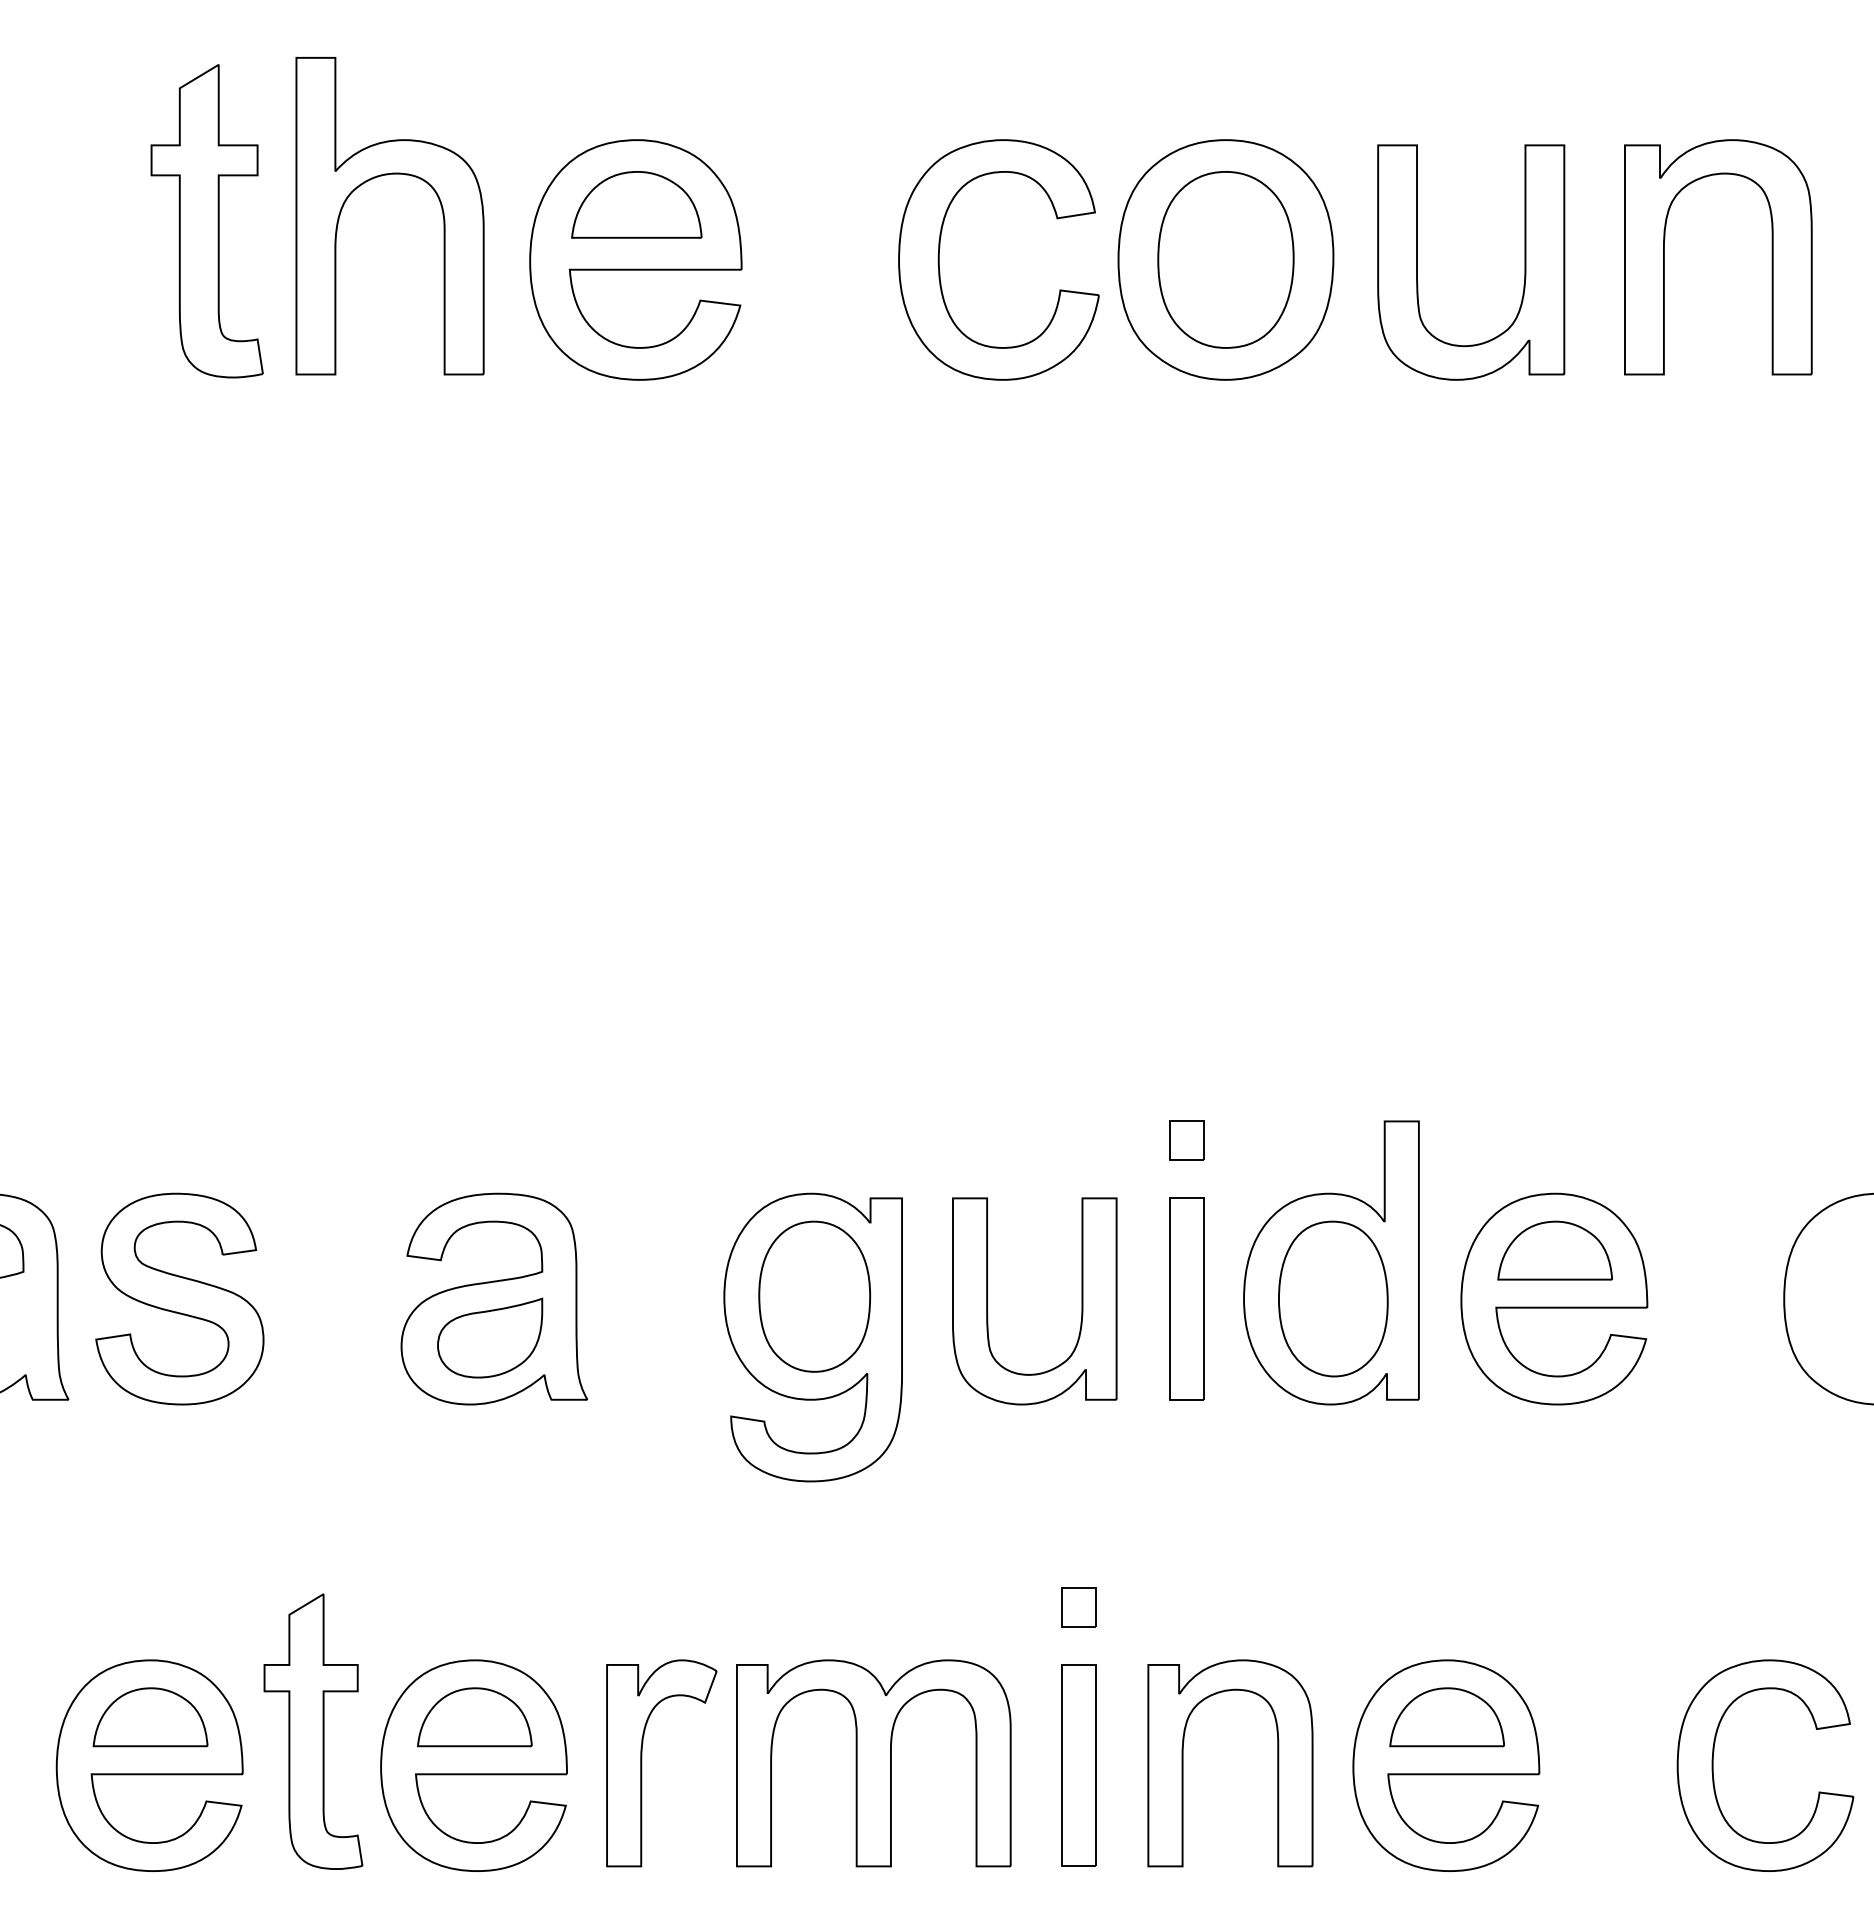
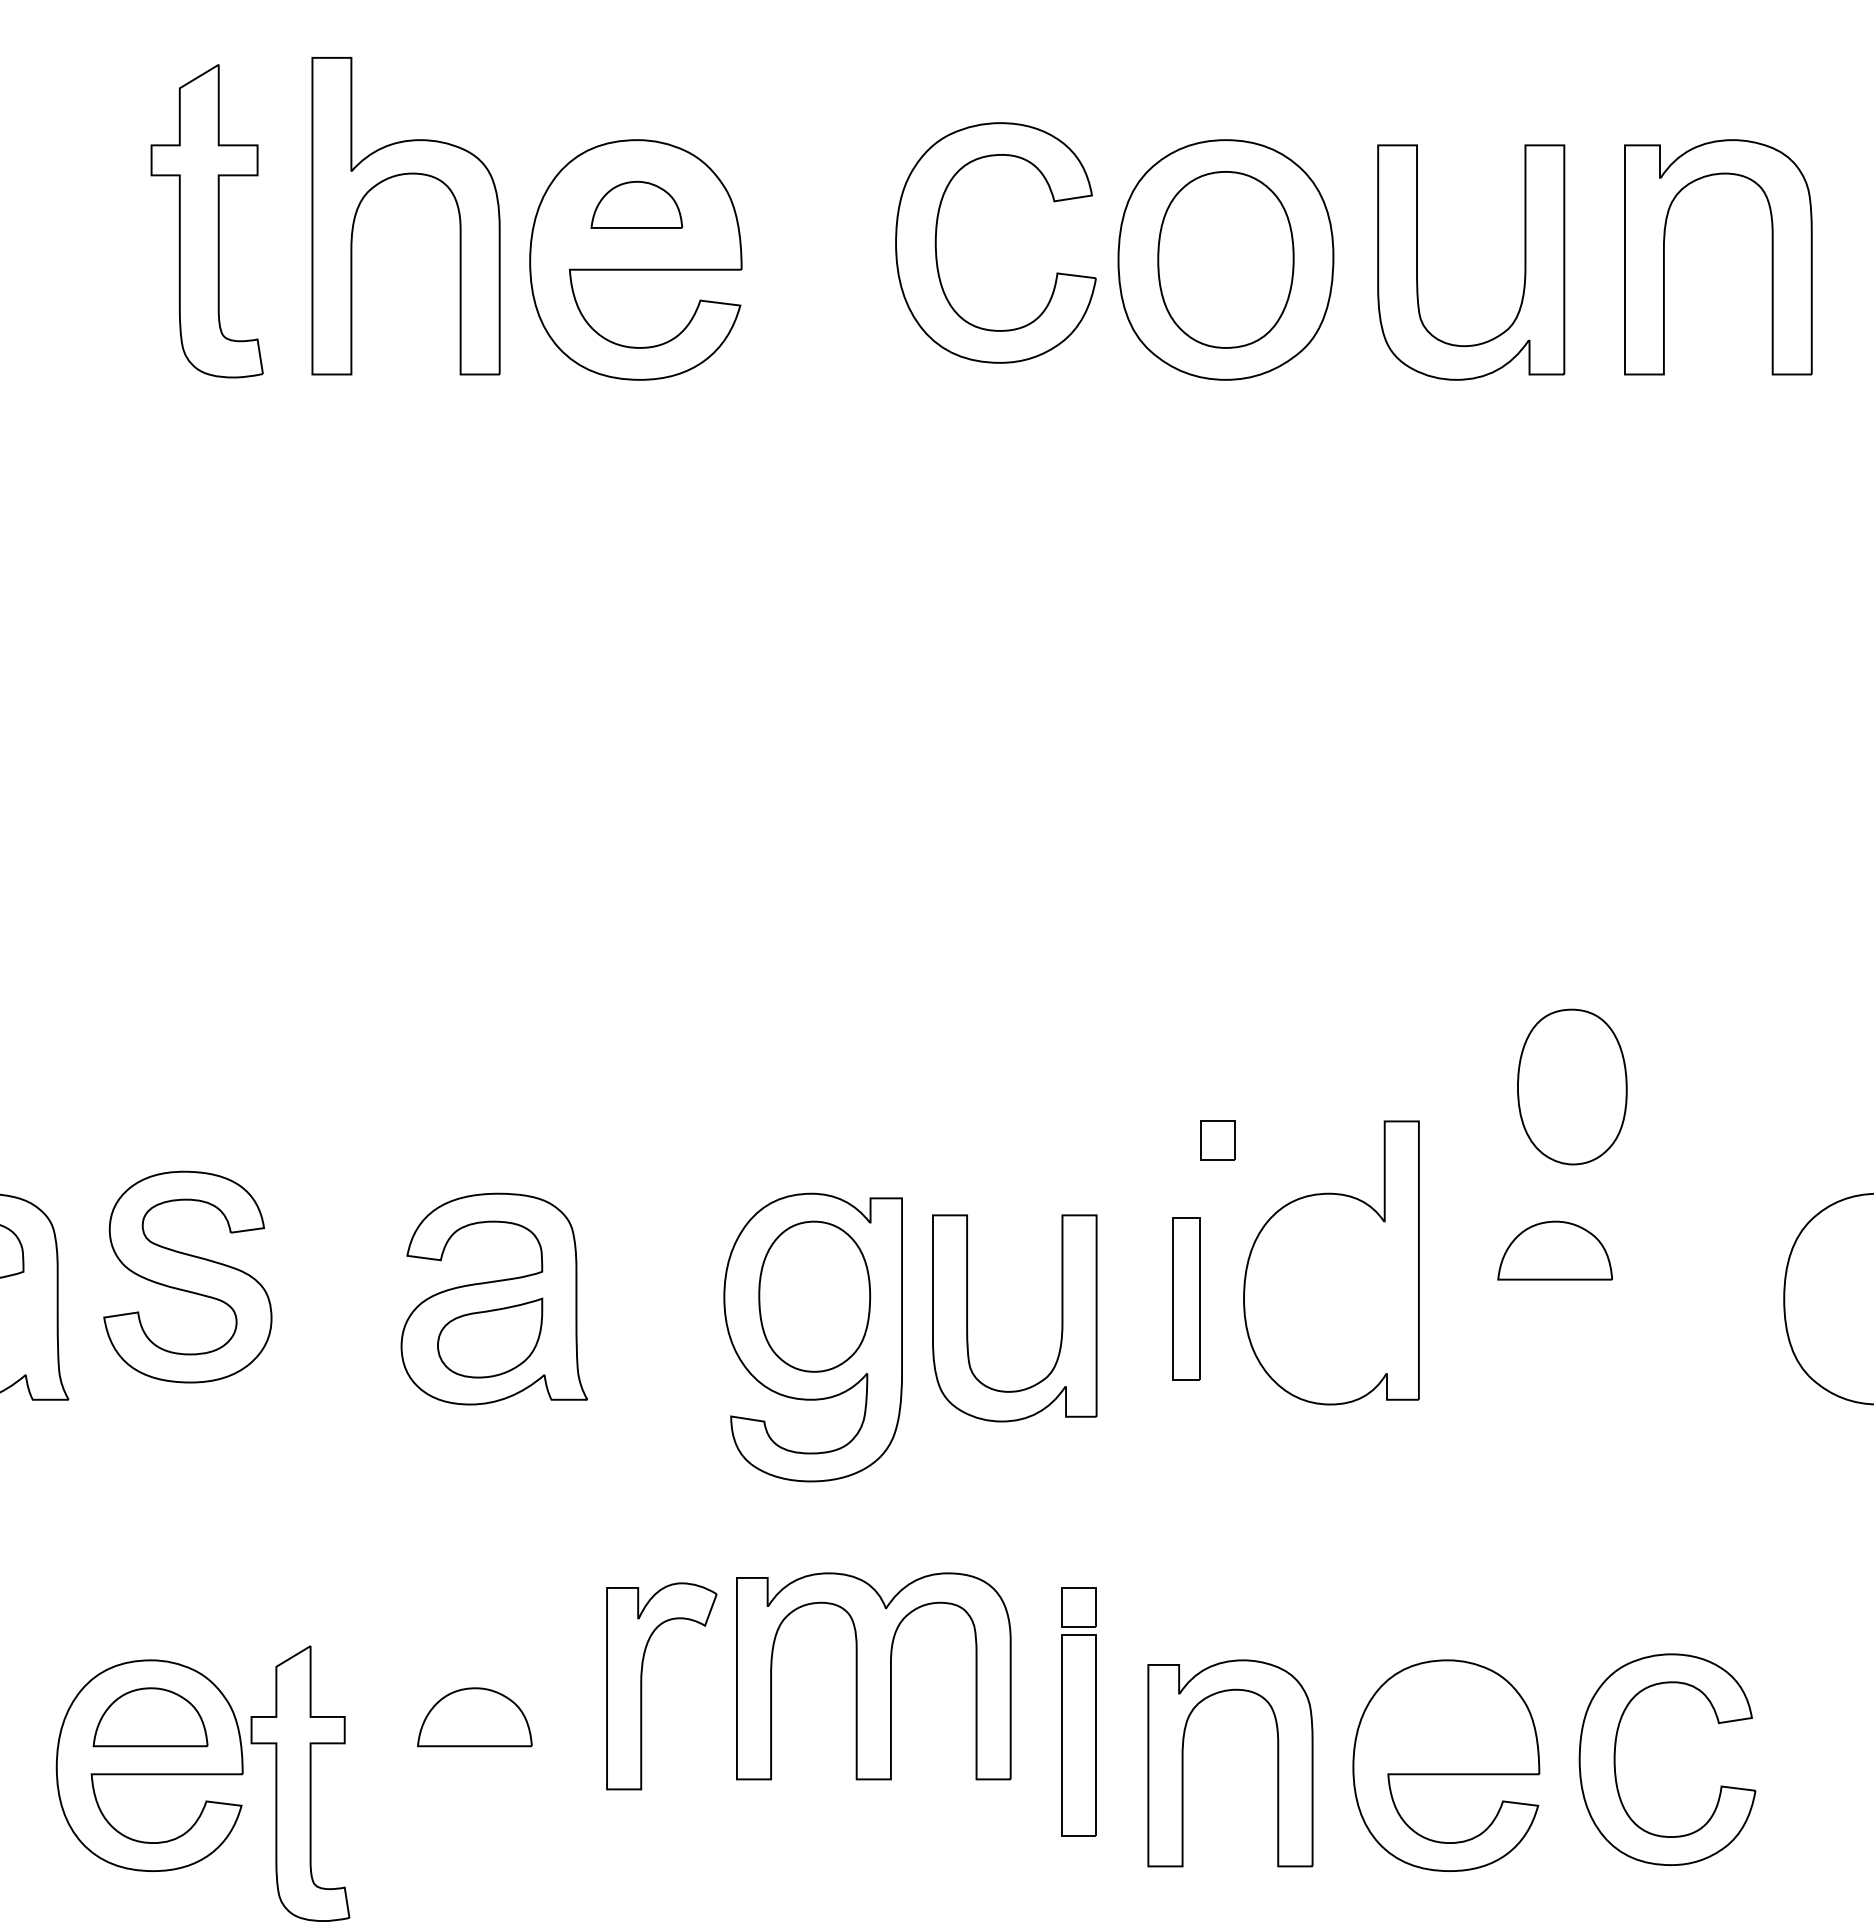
part position: (375, 178) -> (391, 178) (391, 178)
part size: 132x68 px -> 94x49 px (636, 204)
part position: (939, 259) -> (936, 242) (936, 242)
part position: (1186, 1140) -> (1217, 1140) (1217, 1140)
part position: (179, 1298) -> (187, 1276) (187, 1276)
part size: 36x204 px -> 29x164 px (1186, 1298)
part position: (1333, 1298) -> (1572, 1086) (1572, 1086)
part: present -> none (1554, 1298)
part position: (987, 1301) -> (967, 1318) (967, 1318)
part: present -> none (1447, 1717)
part position: (313, 1731) -> (300, 1783) (300, 1783)
part position: (642, 1763) -> (642, 1686) (642, 1686)
part position: (873, 1763) -> (873, 1676) (873, 1676)
part: present -> none (473, 1765)
part position: (1078, 1765) -> (1078, 1735) (1078, 1735)
part position: (1713, 1765) -> (1615, 1759) (1615, 1759)
